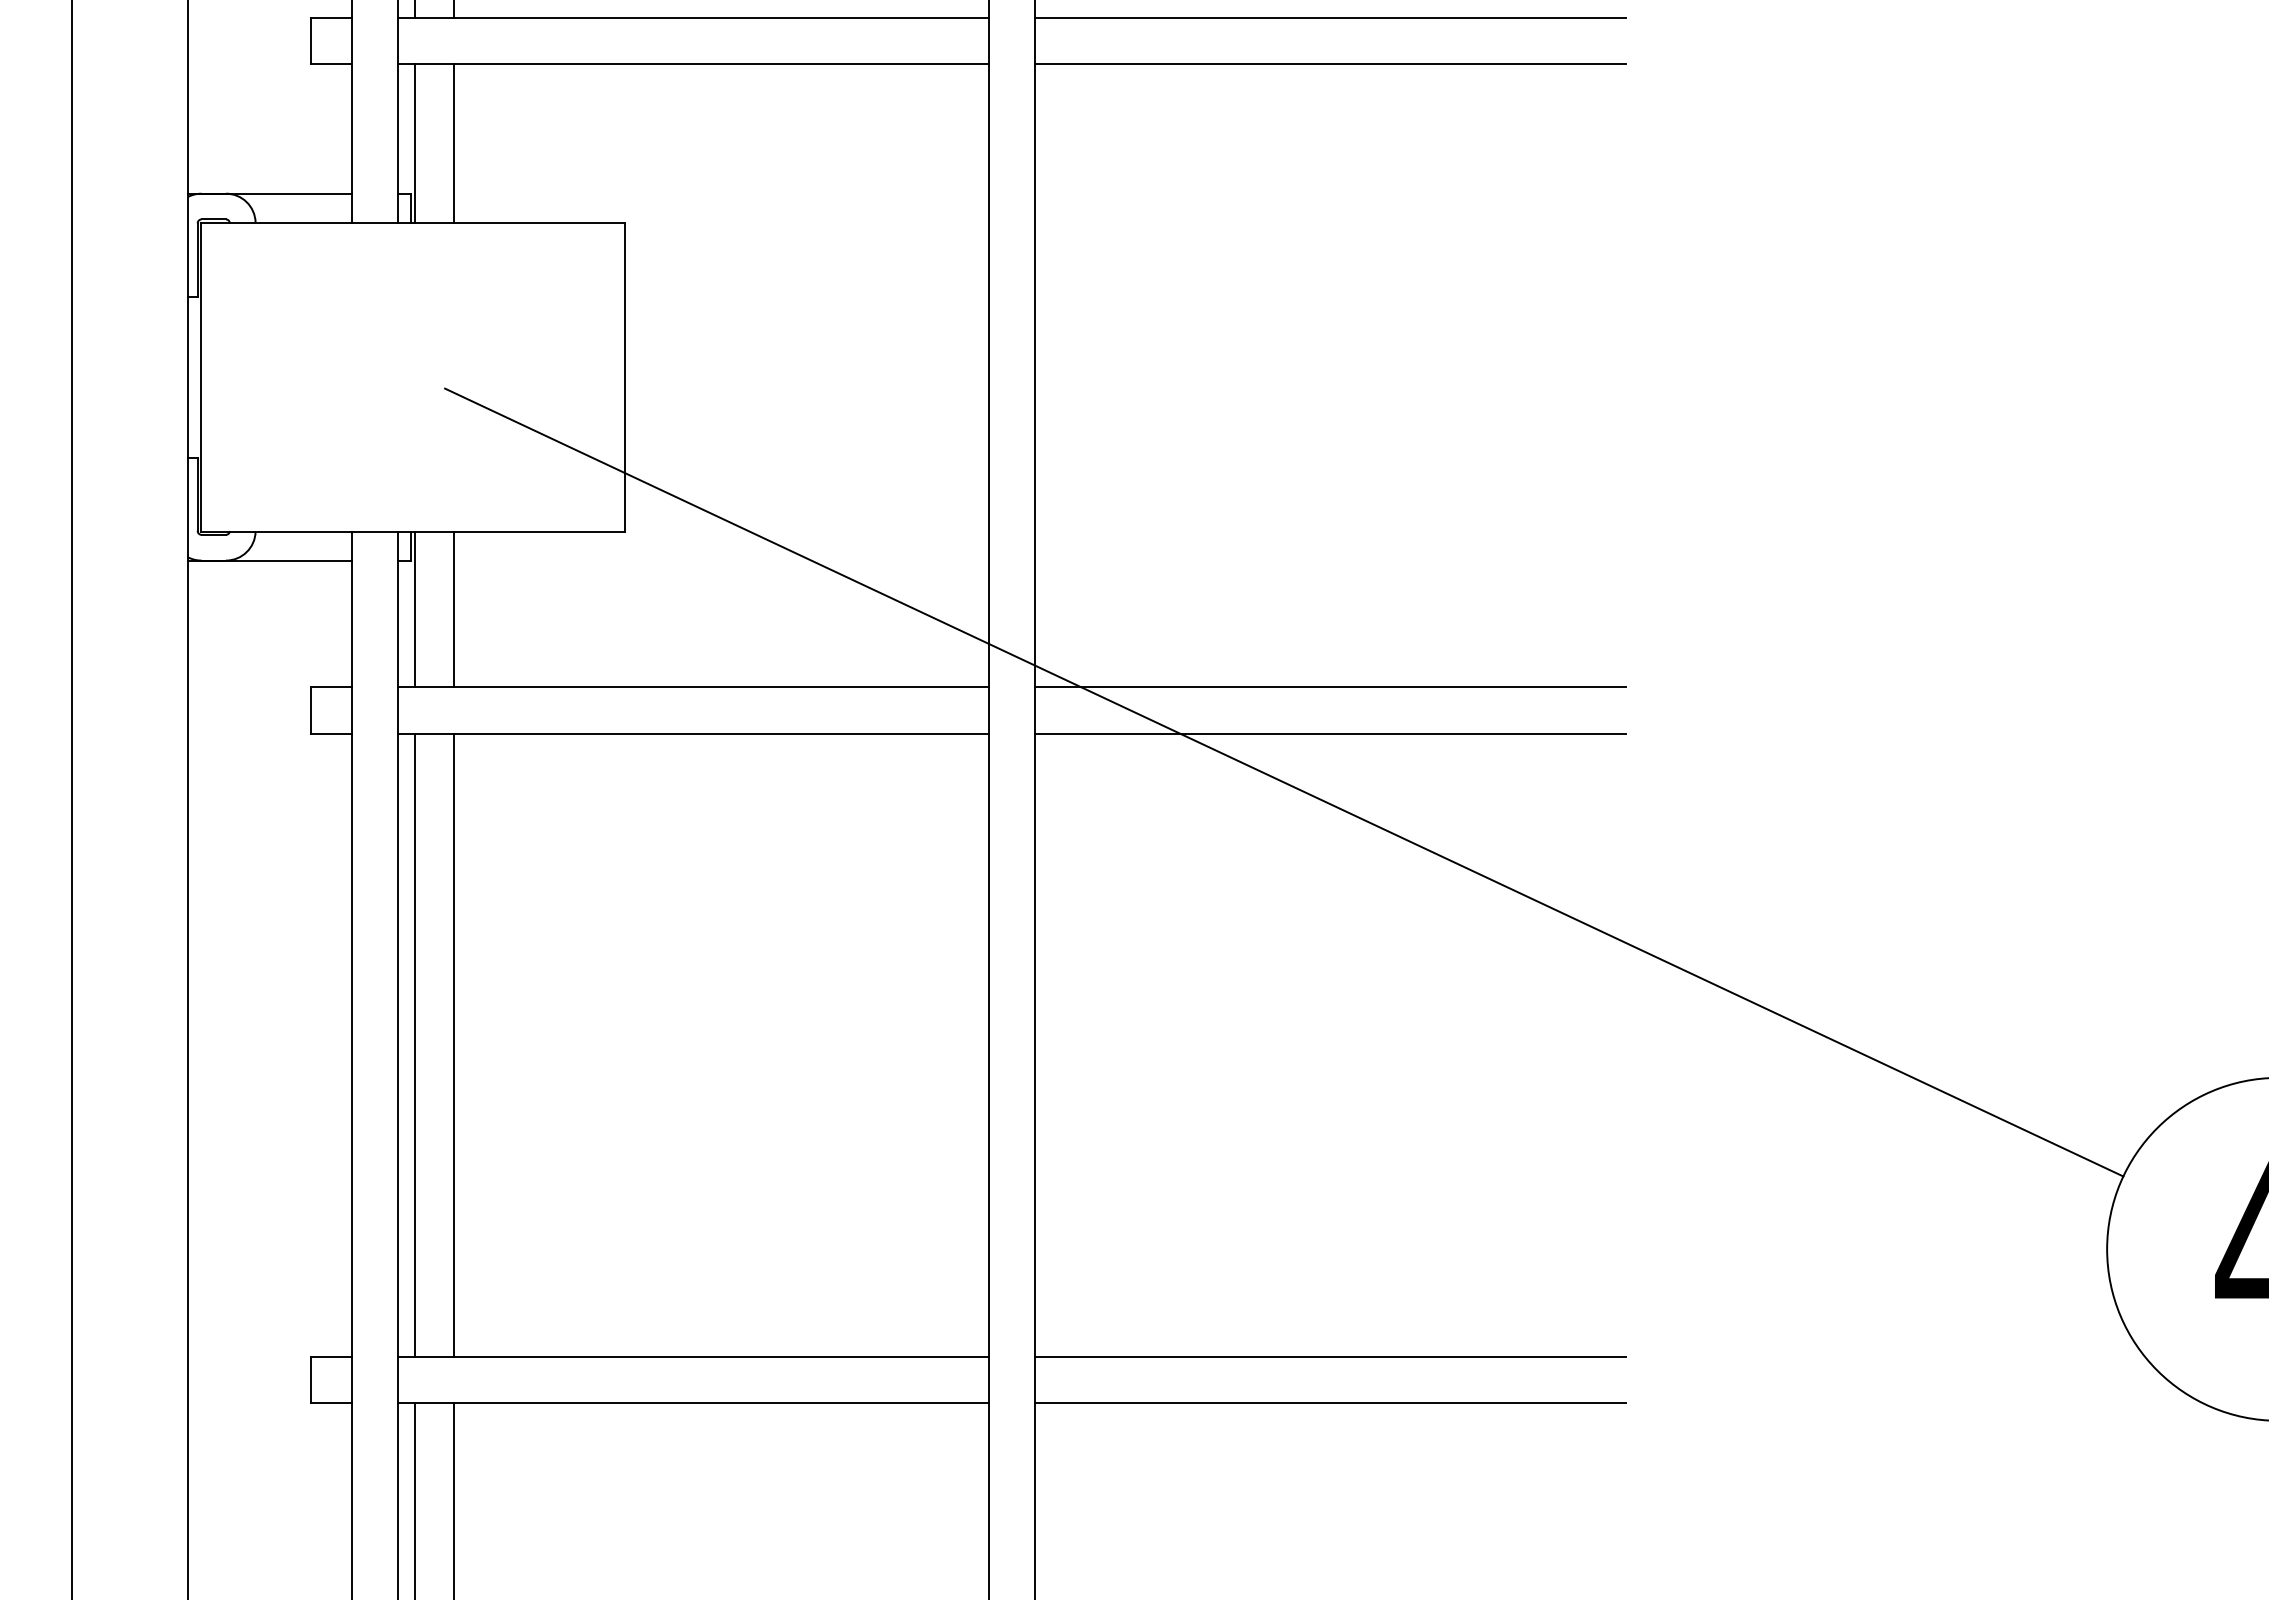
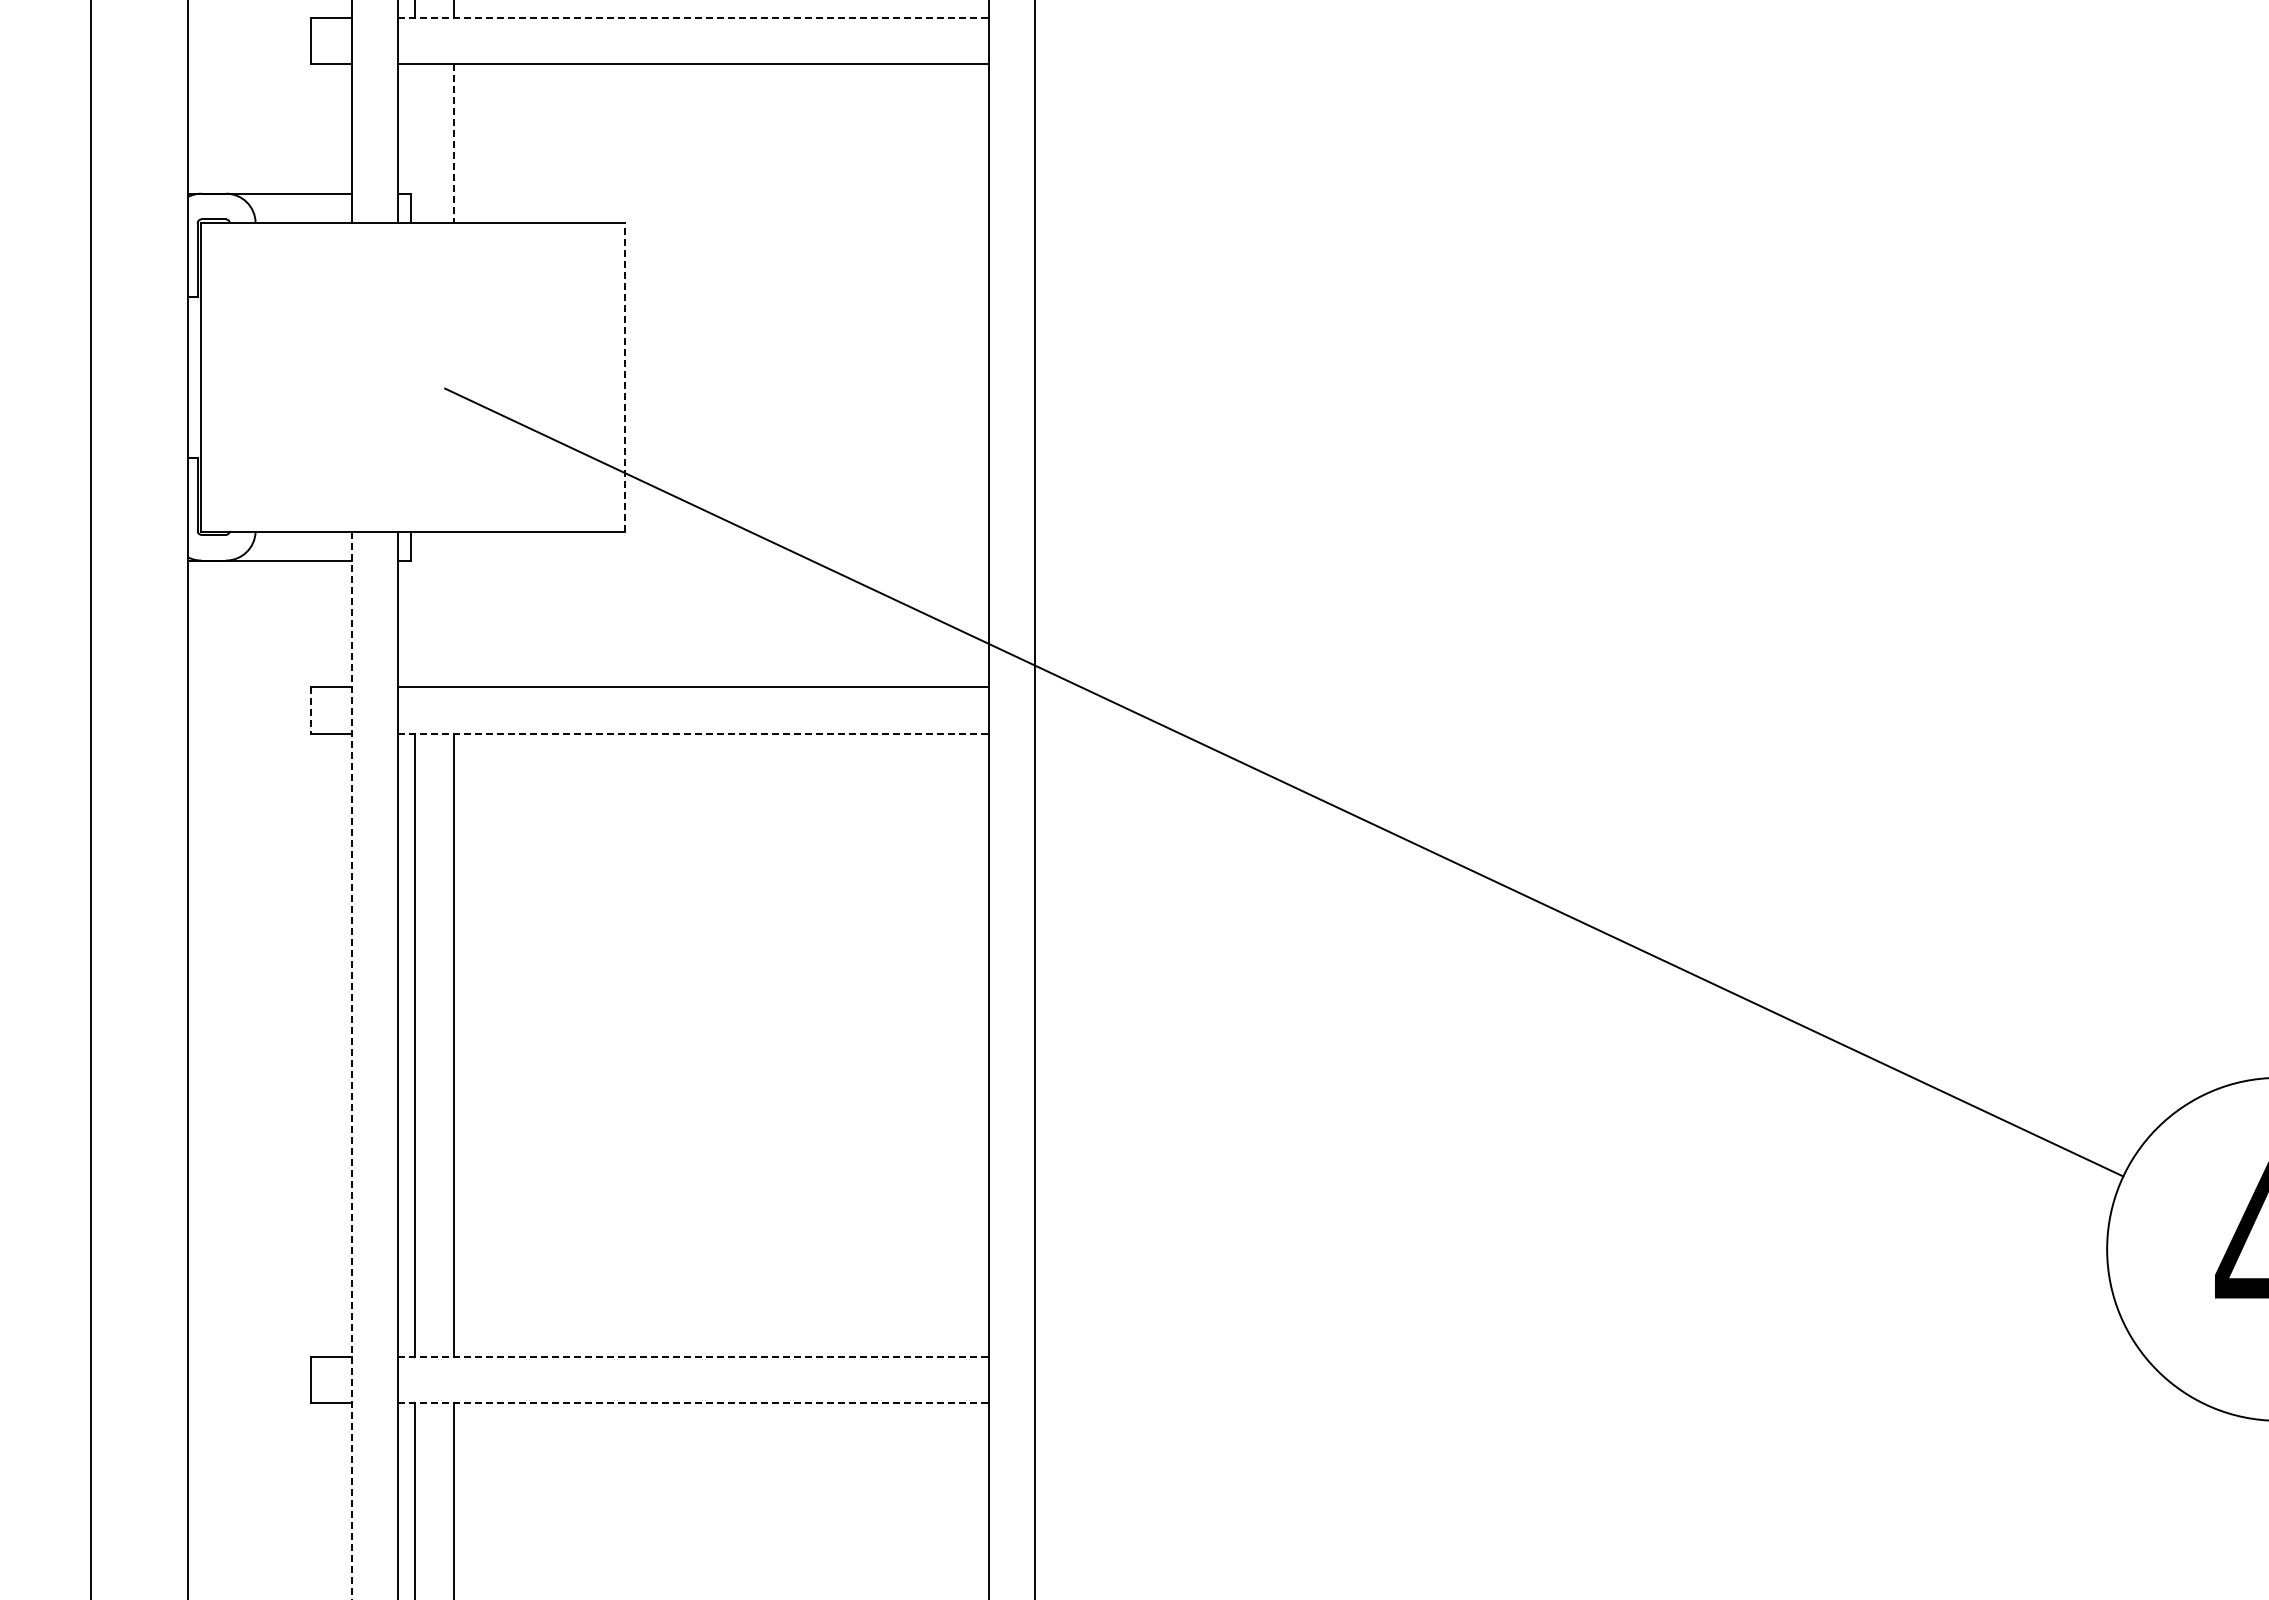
line: solid -> dashed (694, 17)
line: present -> none (1330, 17)
line: present -> none (1330, 64)
line: present -> none (414, 143)
line: solid -> dashed (453, 143)
line: solid -> dashed (625, 376)
line: present -> none (414, 609)
line: present -> none (453, 609)
line: present -> none (1330, 687)
line: solid -> dashed (310, 711)
line: solid -> dashed (694, 733)
line: present -> none (1330, 733)
line position: (72, 799) -> (91, 799) (91, 799)
line: solid -> dashed (351, 1065)
line: solid -> dashed (694, 1356)
line: present -> none (1330, 1356)
line: solid -> dashed (694, 1403)
line: present -> none (1330, 1403)
